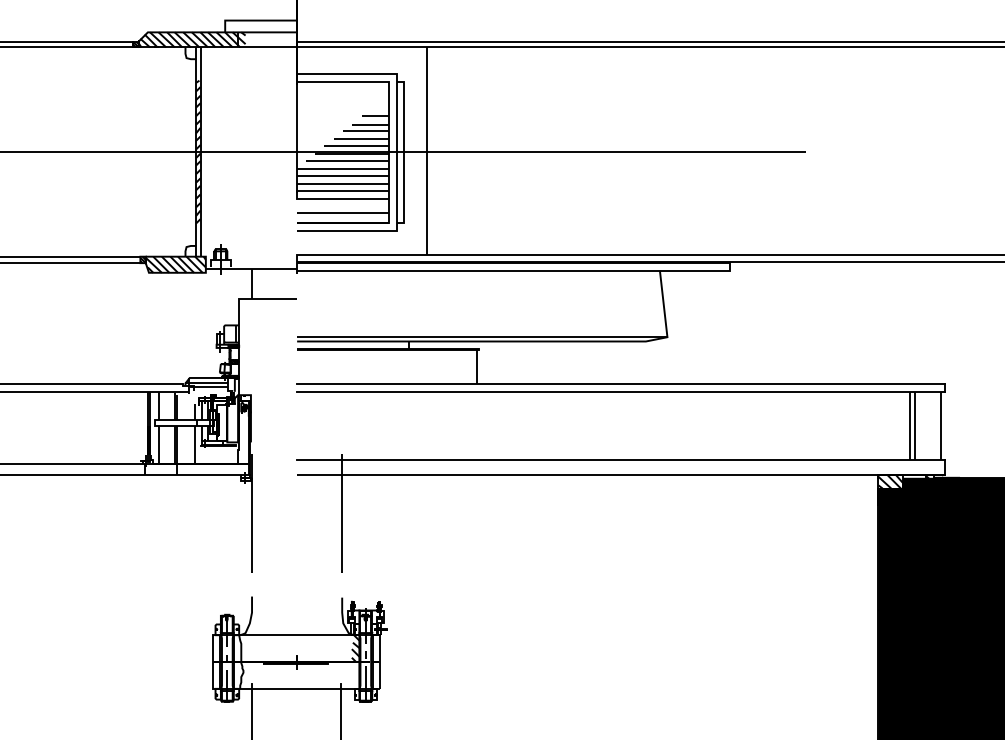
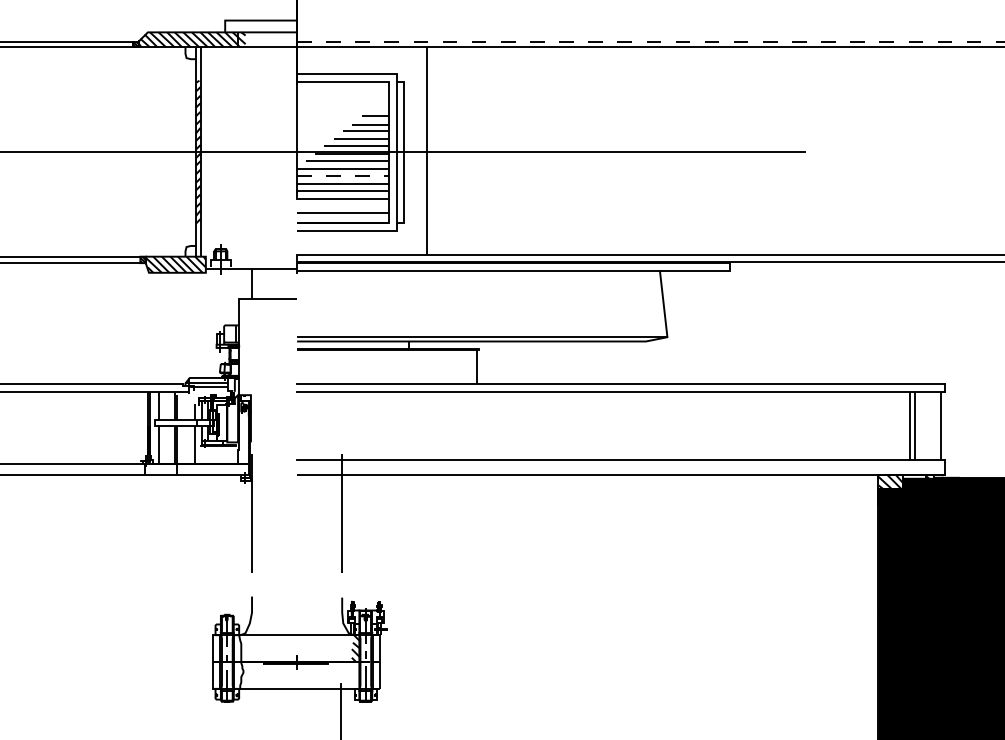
line: solid -> dashed (651, 42)
line: solid -> dashed (343, 176)
line: present -> none (252, 710)
